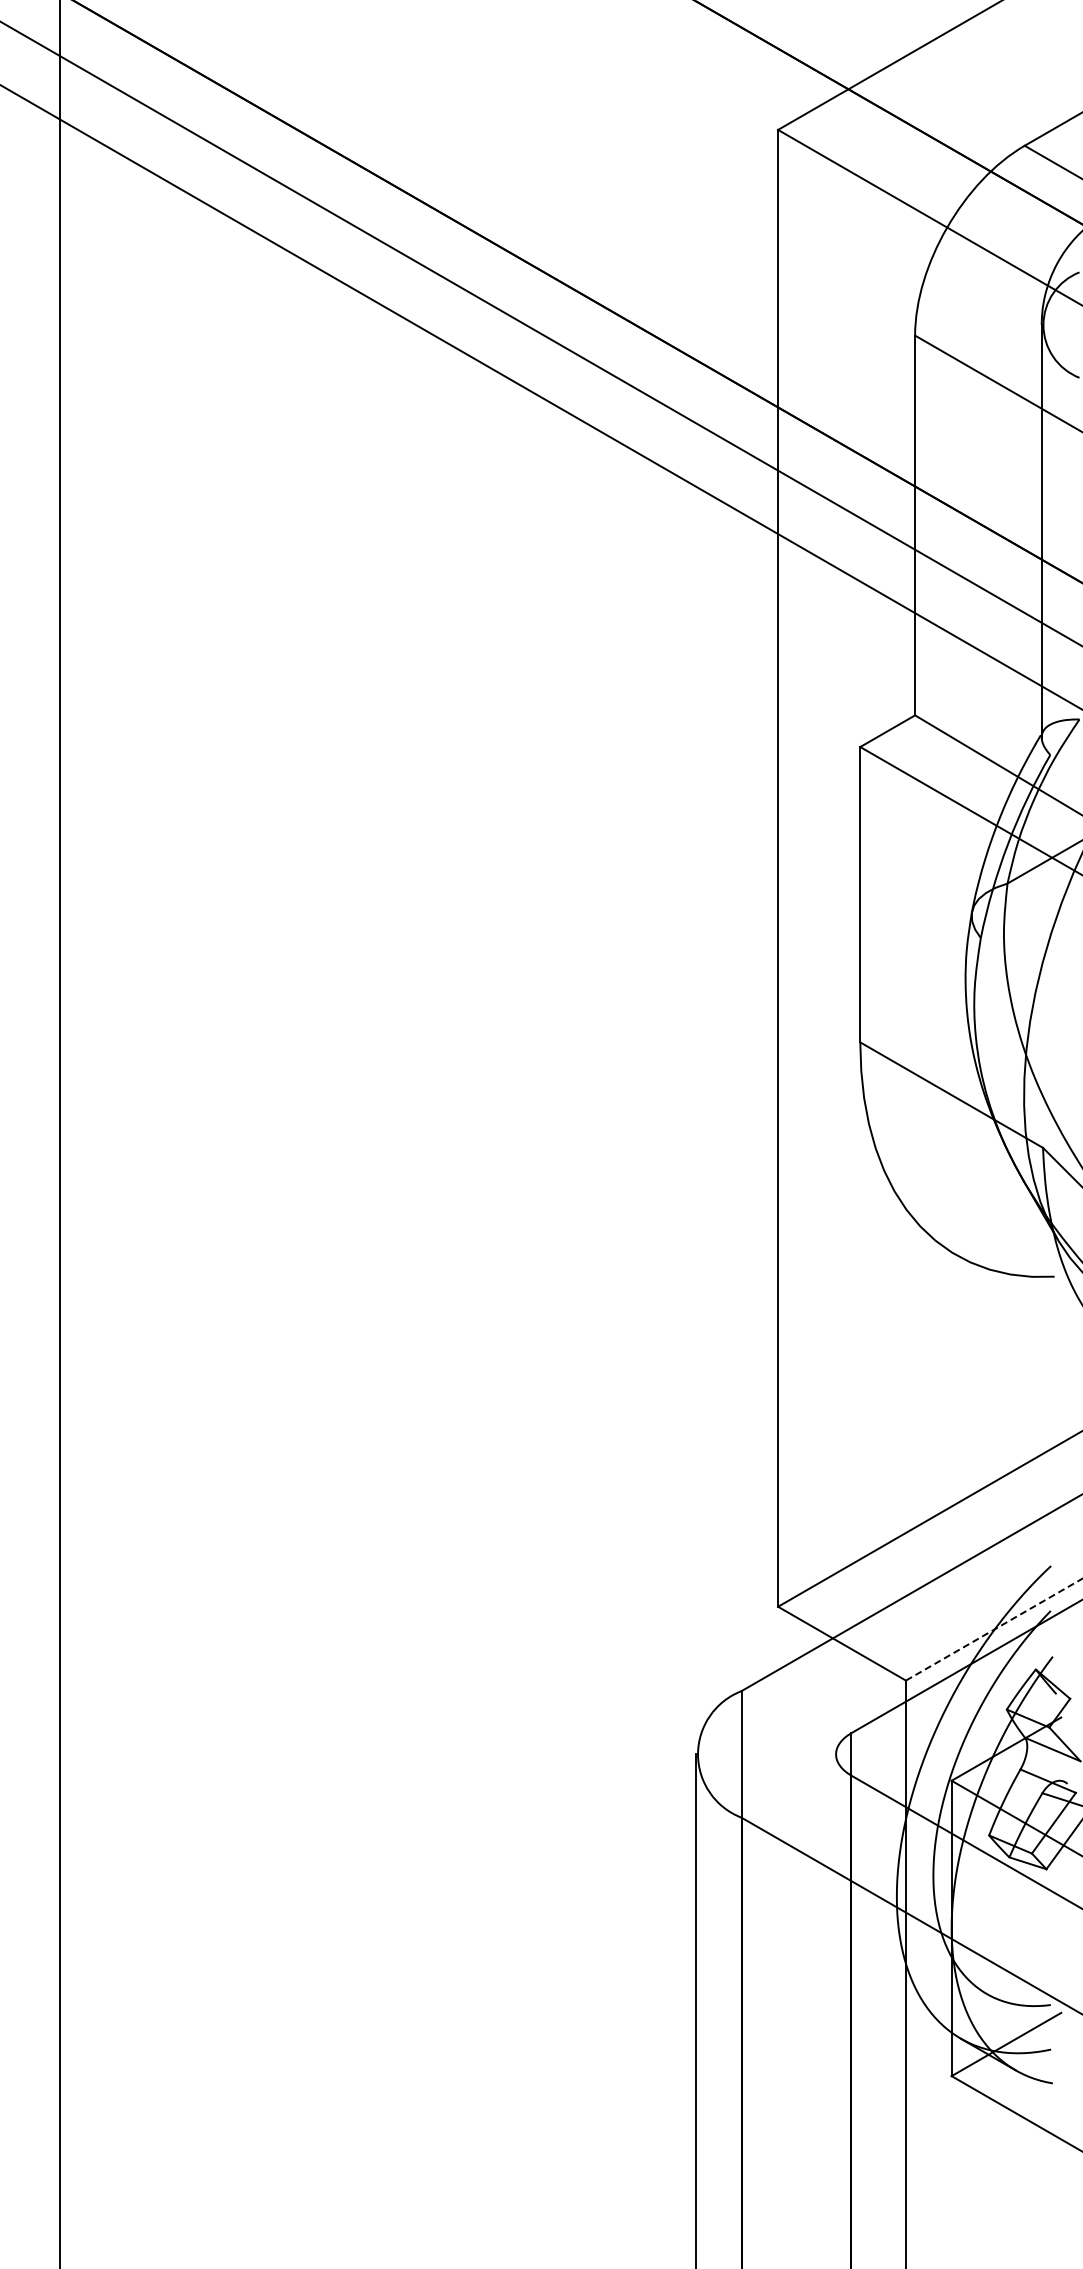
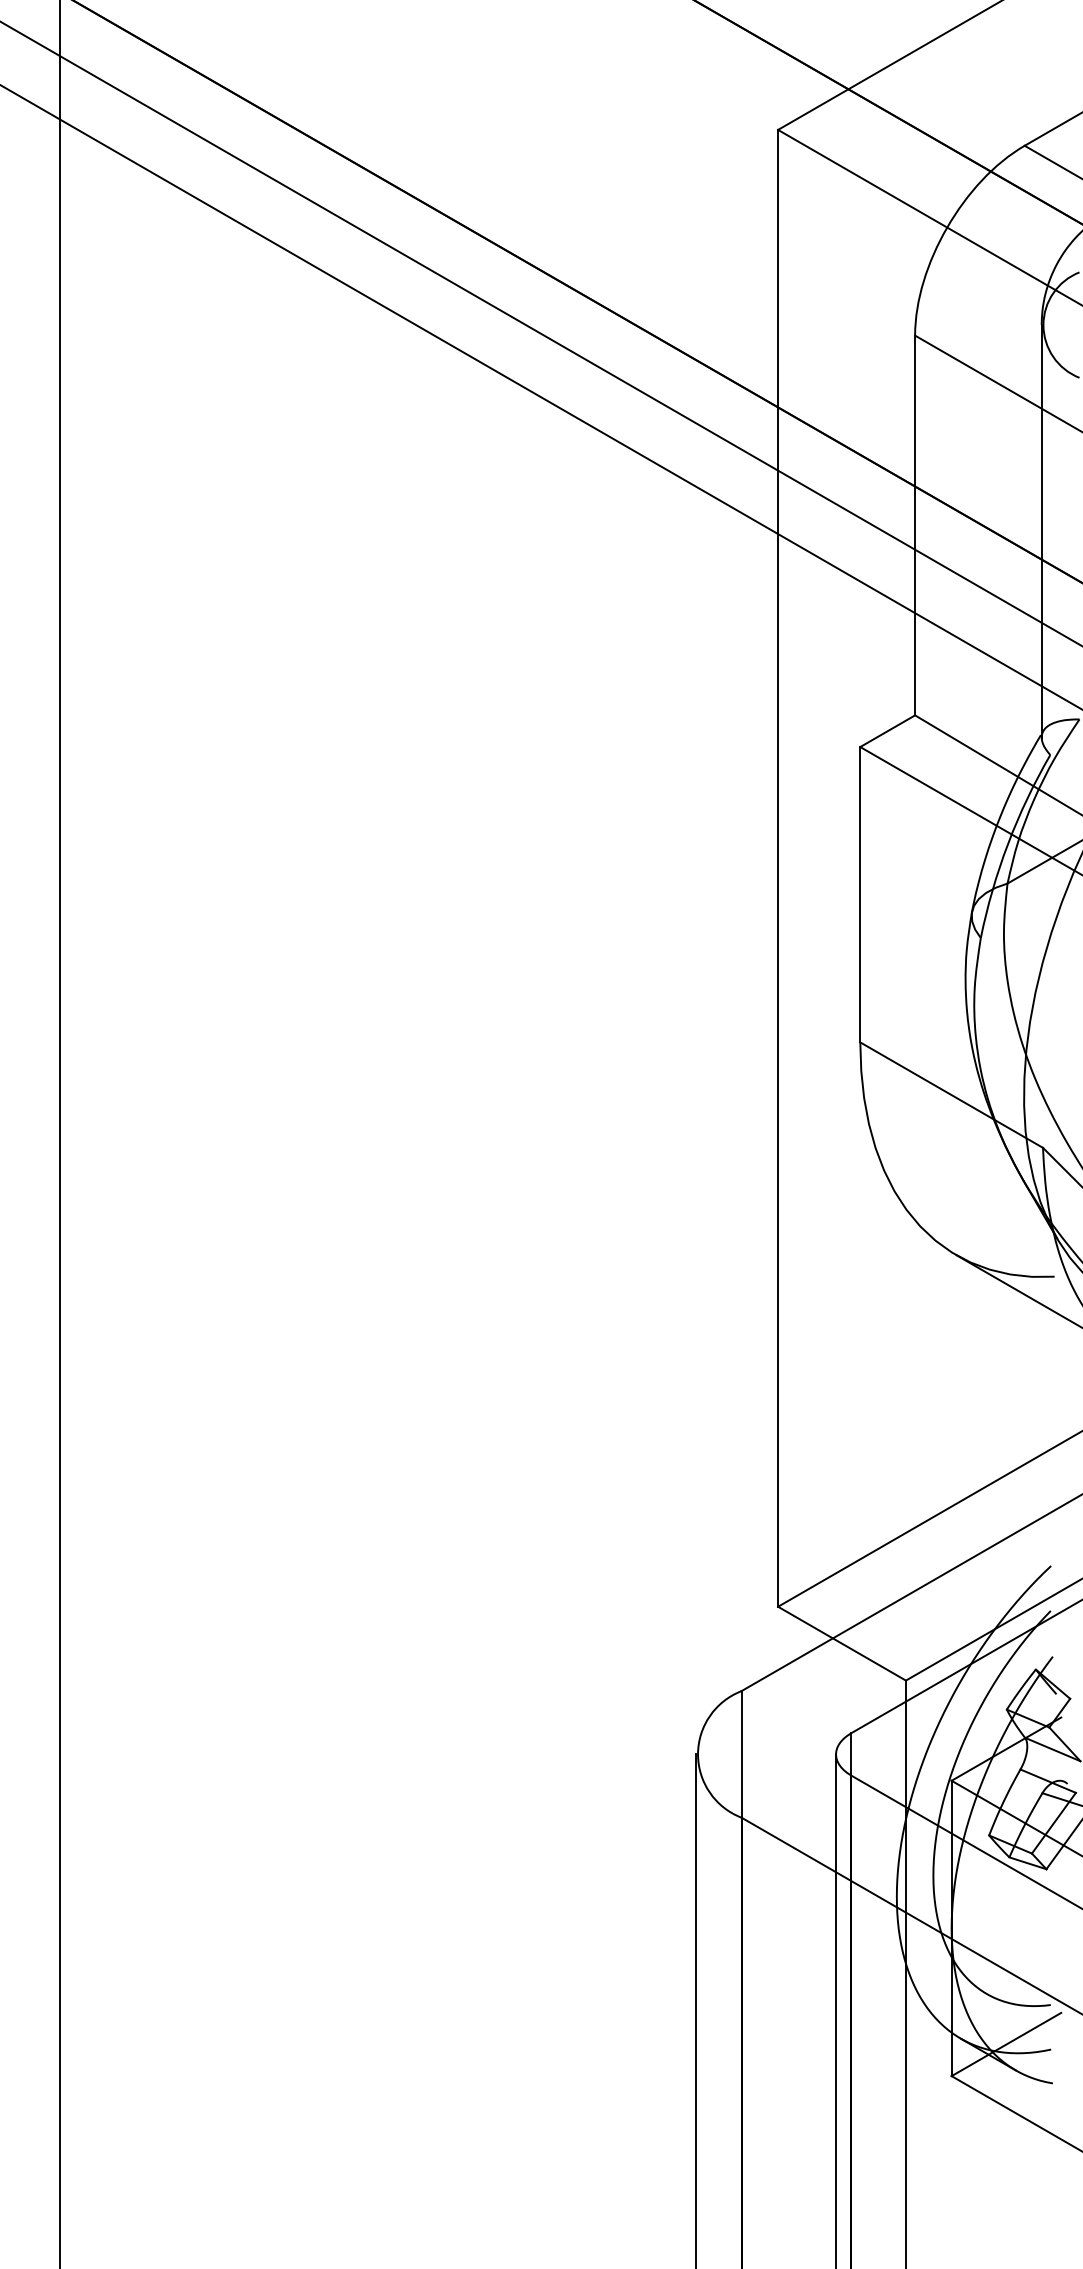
line: none -> present (1017, 1290)
line: dashed -> solid (994, 1629)
line: none -> present (836, 2009)
